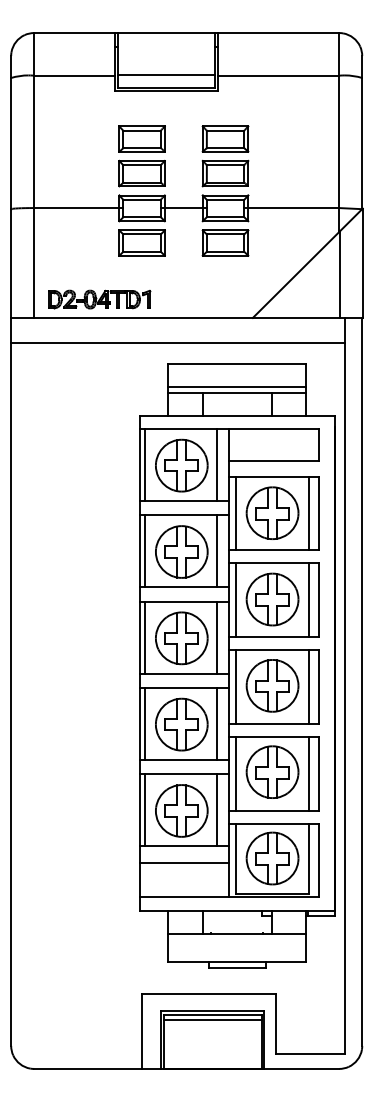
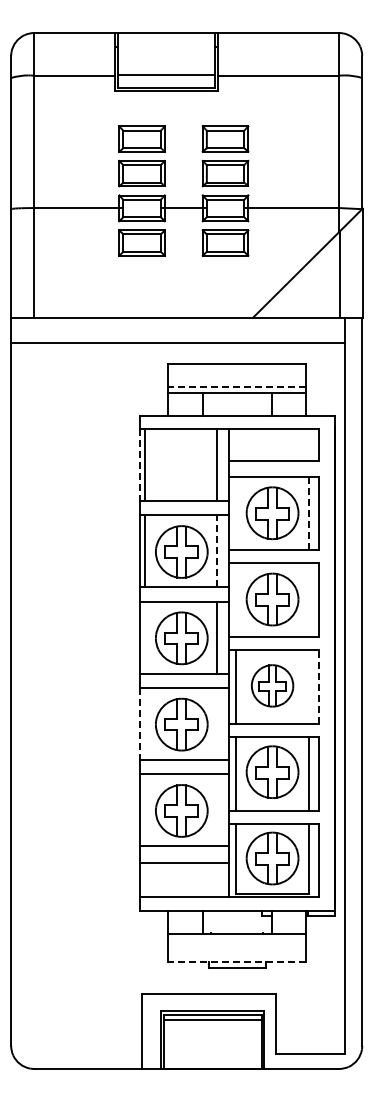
part: present -> none (99, 299)
line: solid -> dashed (236, 386)
line: solid -> dashed (139, 464)
part: present -> none (181, 465)
line: present -> none (235, 512)
line: solid -> dashed (309, 513)
line: solid -> dashed (217, 551)
line: present -> none (235, 599)
line: present -> none (309, 599)
line: present -> none (145, 637)
part size: 55x54 px -> 44x44 px (272, 685)
line: present -> none (309, 686)
line: solid -> dashed (319, 687)
line: solid -> dashed (139, 723)
line: present -> none (145, 723)
line: present -> none (217, 723)
line: present -> none (145, 810)
line: present -> none (217, 810)
line: solid -> dashed (236, 962)
